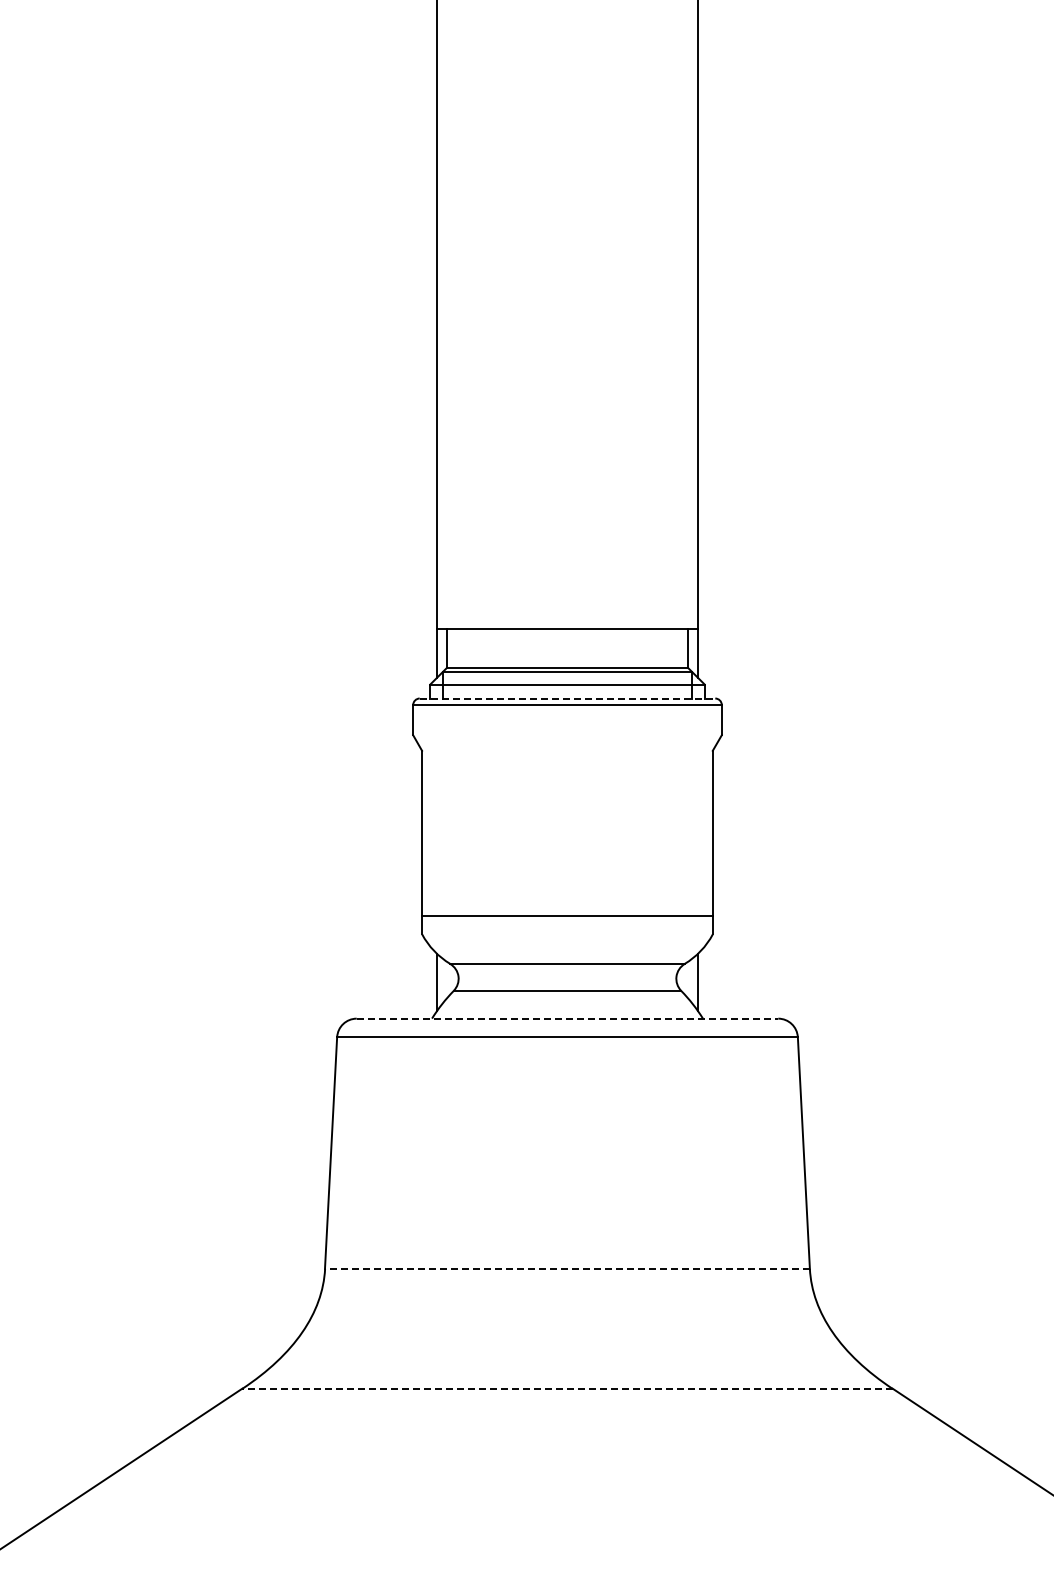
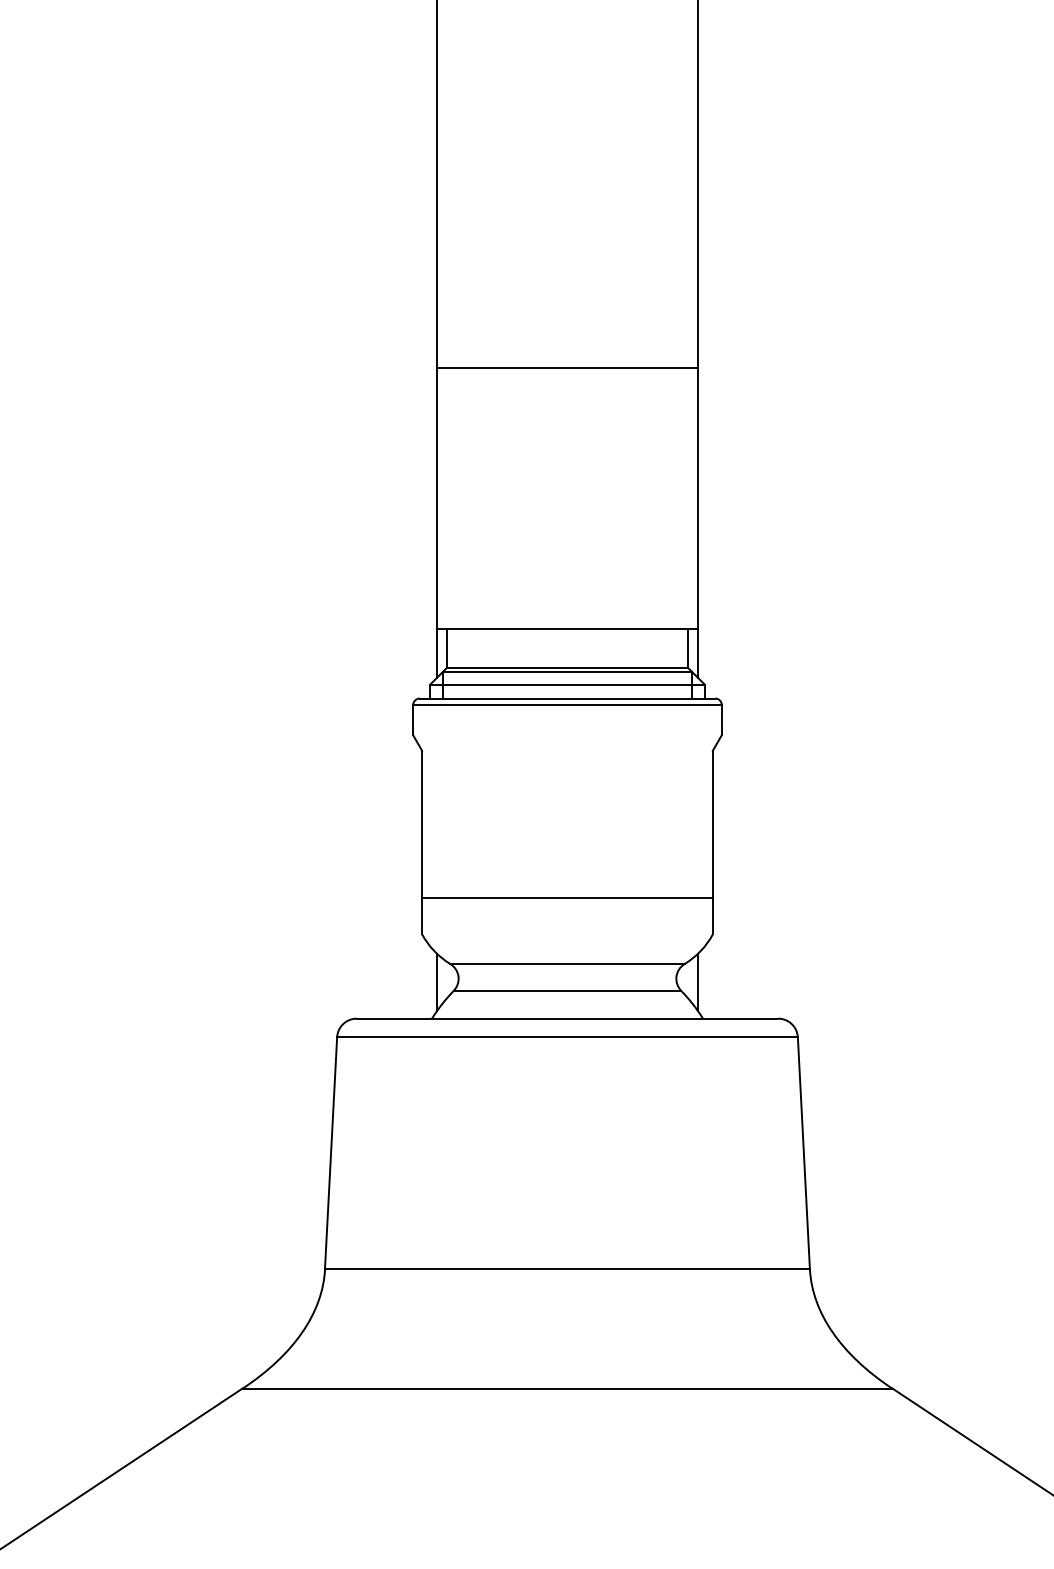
line: none -> present (567, 367)
line: dashed -> solid (567, 698)
line position: (567, 916) -> (567, 898) (567, 898)
line: dashed -> solid (567, 1018)
line: dashed -> solid (566, 1268)
line: dashed -> solid (567, 1388)
